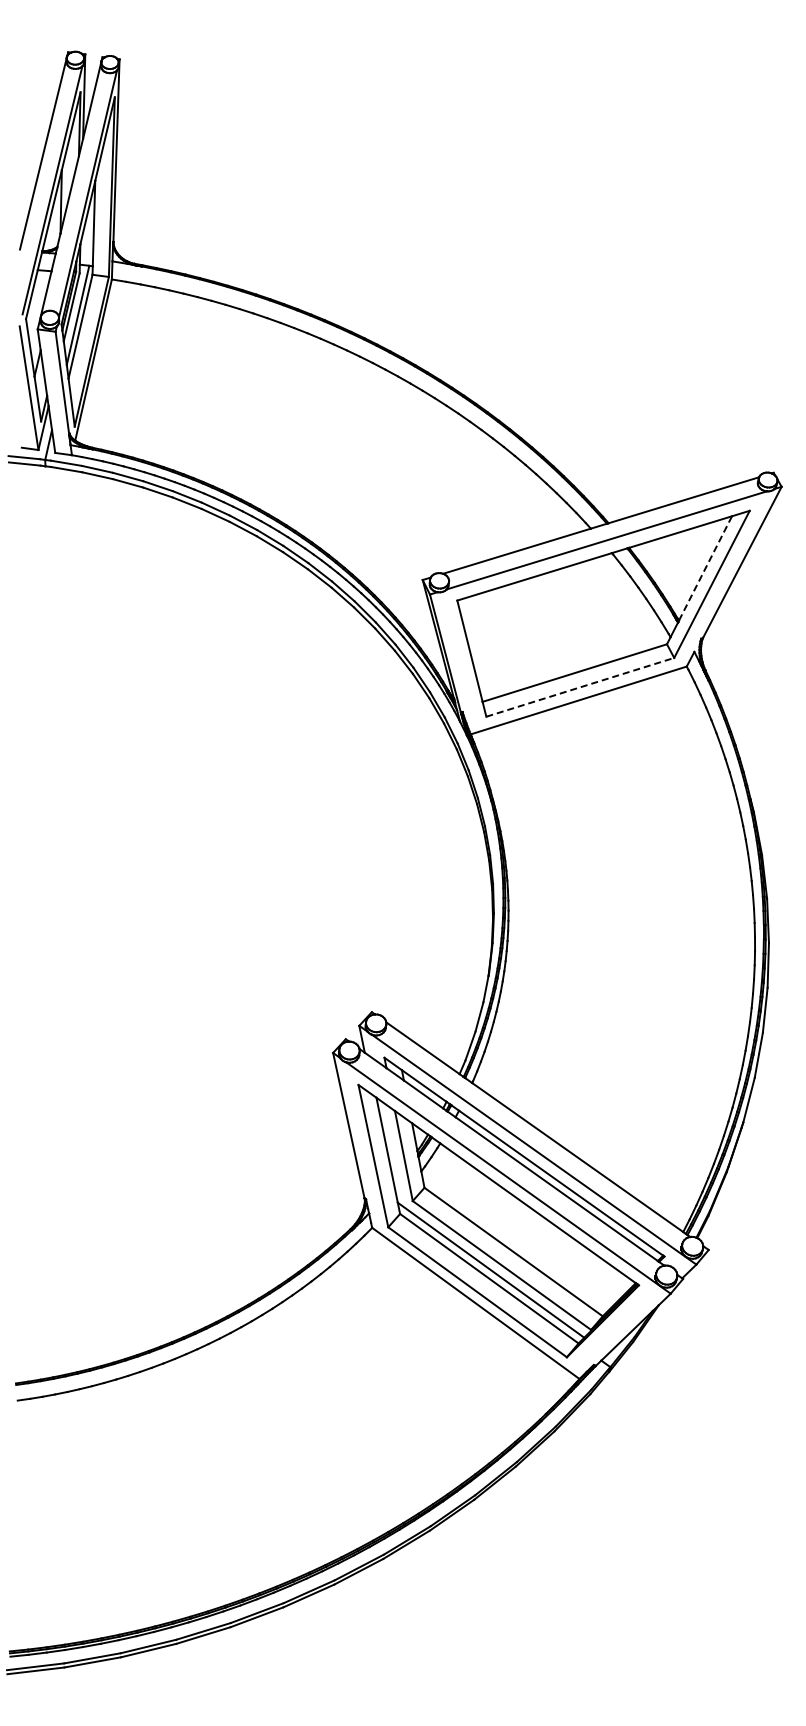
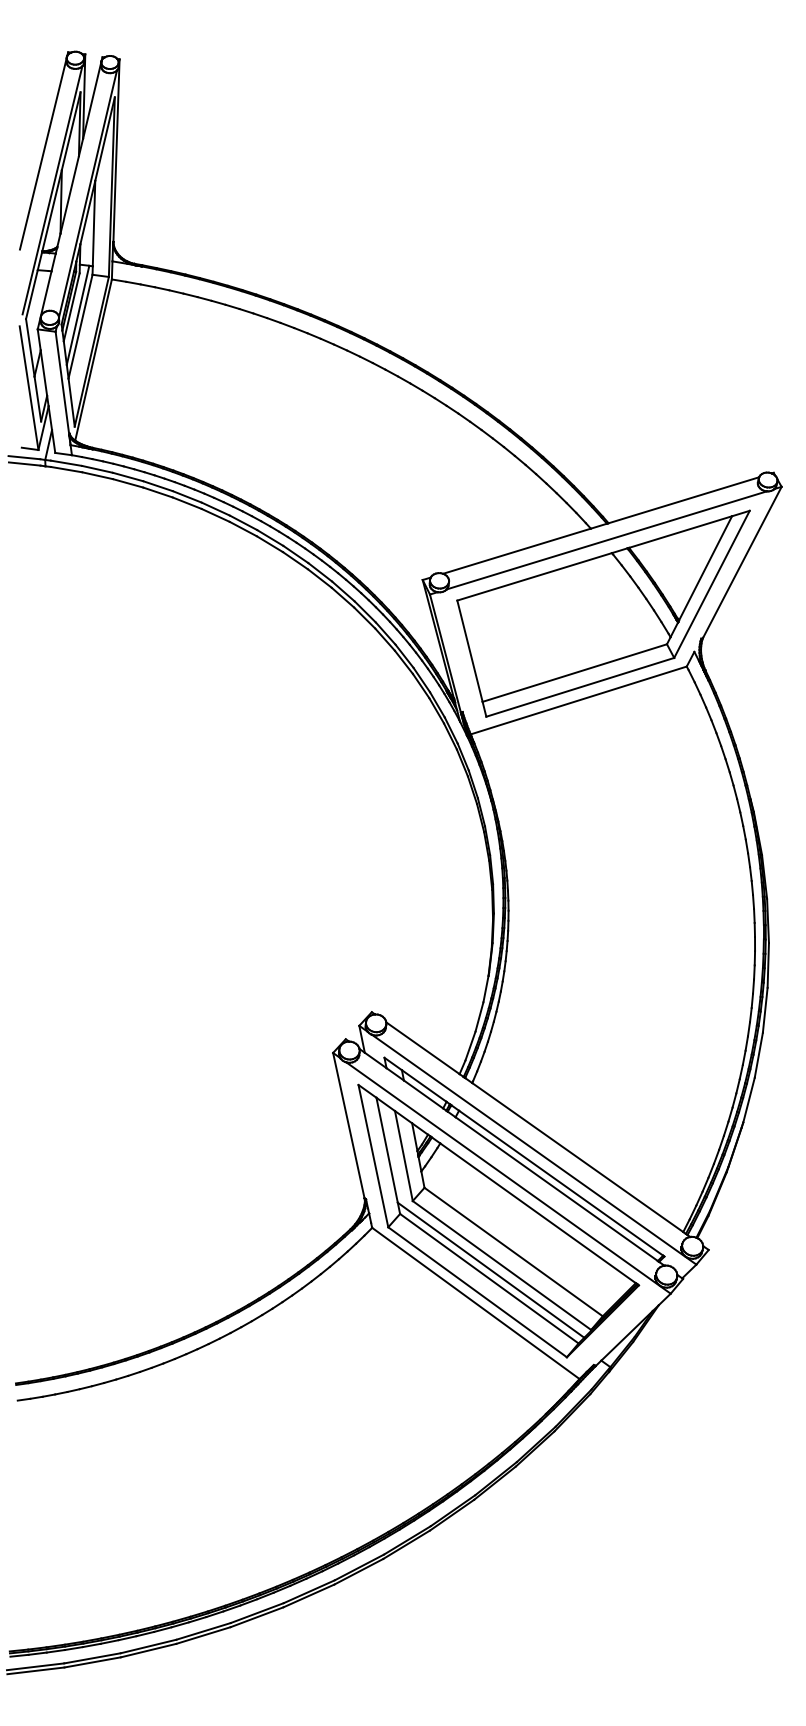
line: dashed -> solid (705, 568)
line: dashed -> solid (580, 687)
